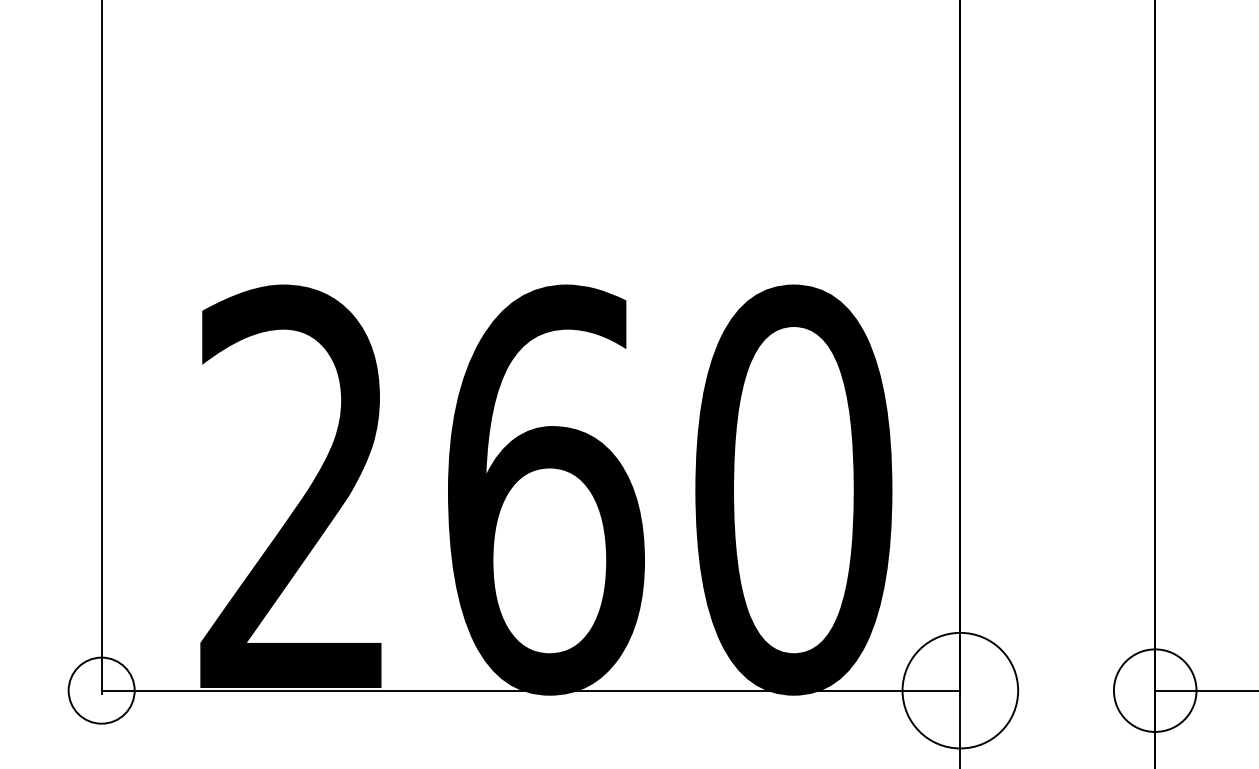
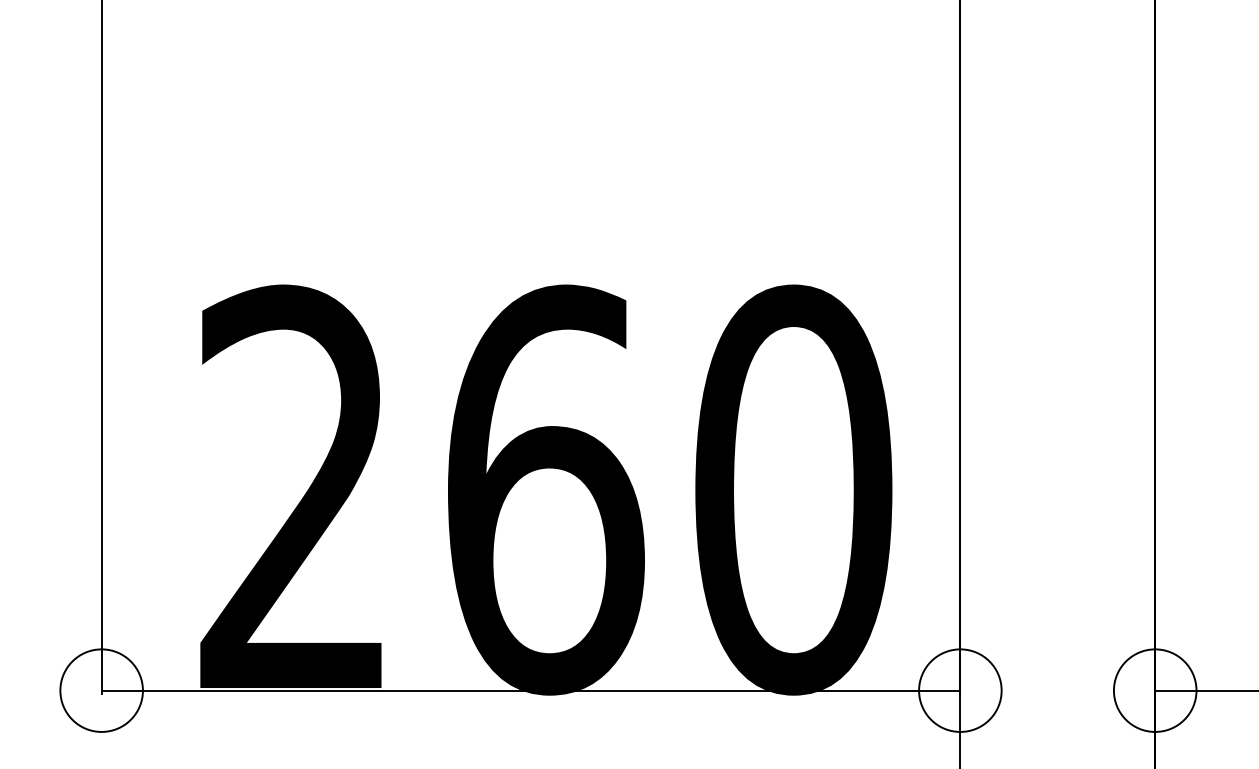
circle diameter: 66 px -> 83 px (101, 690)
circle diameter: 116 px -> 83 px (960, 690)
